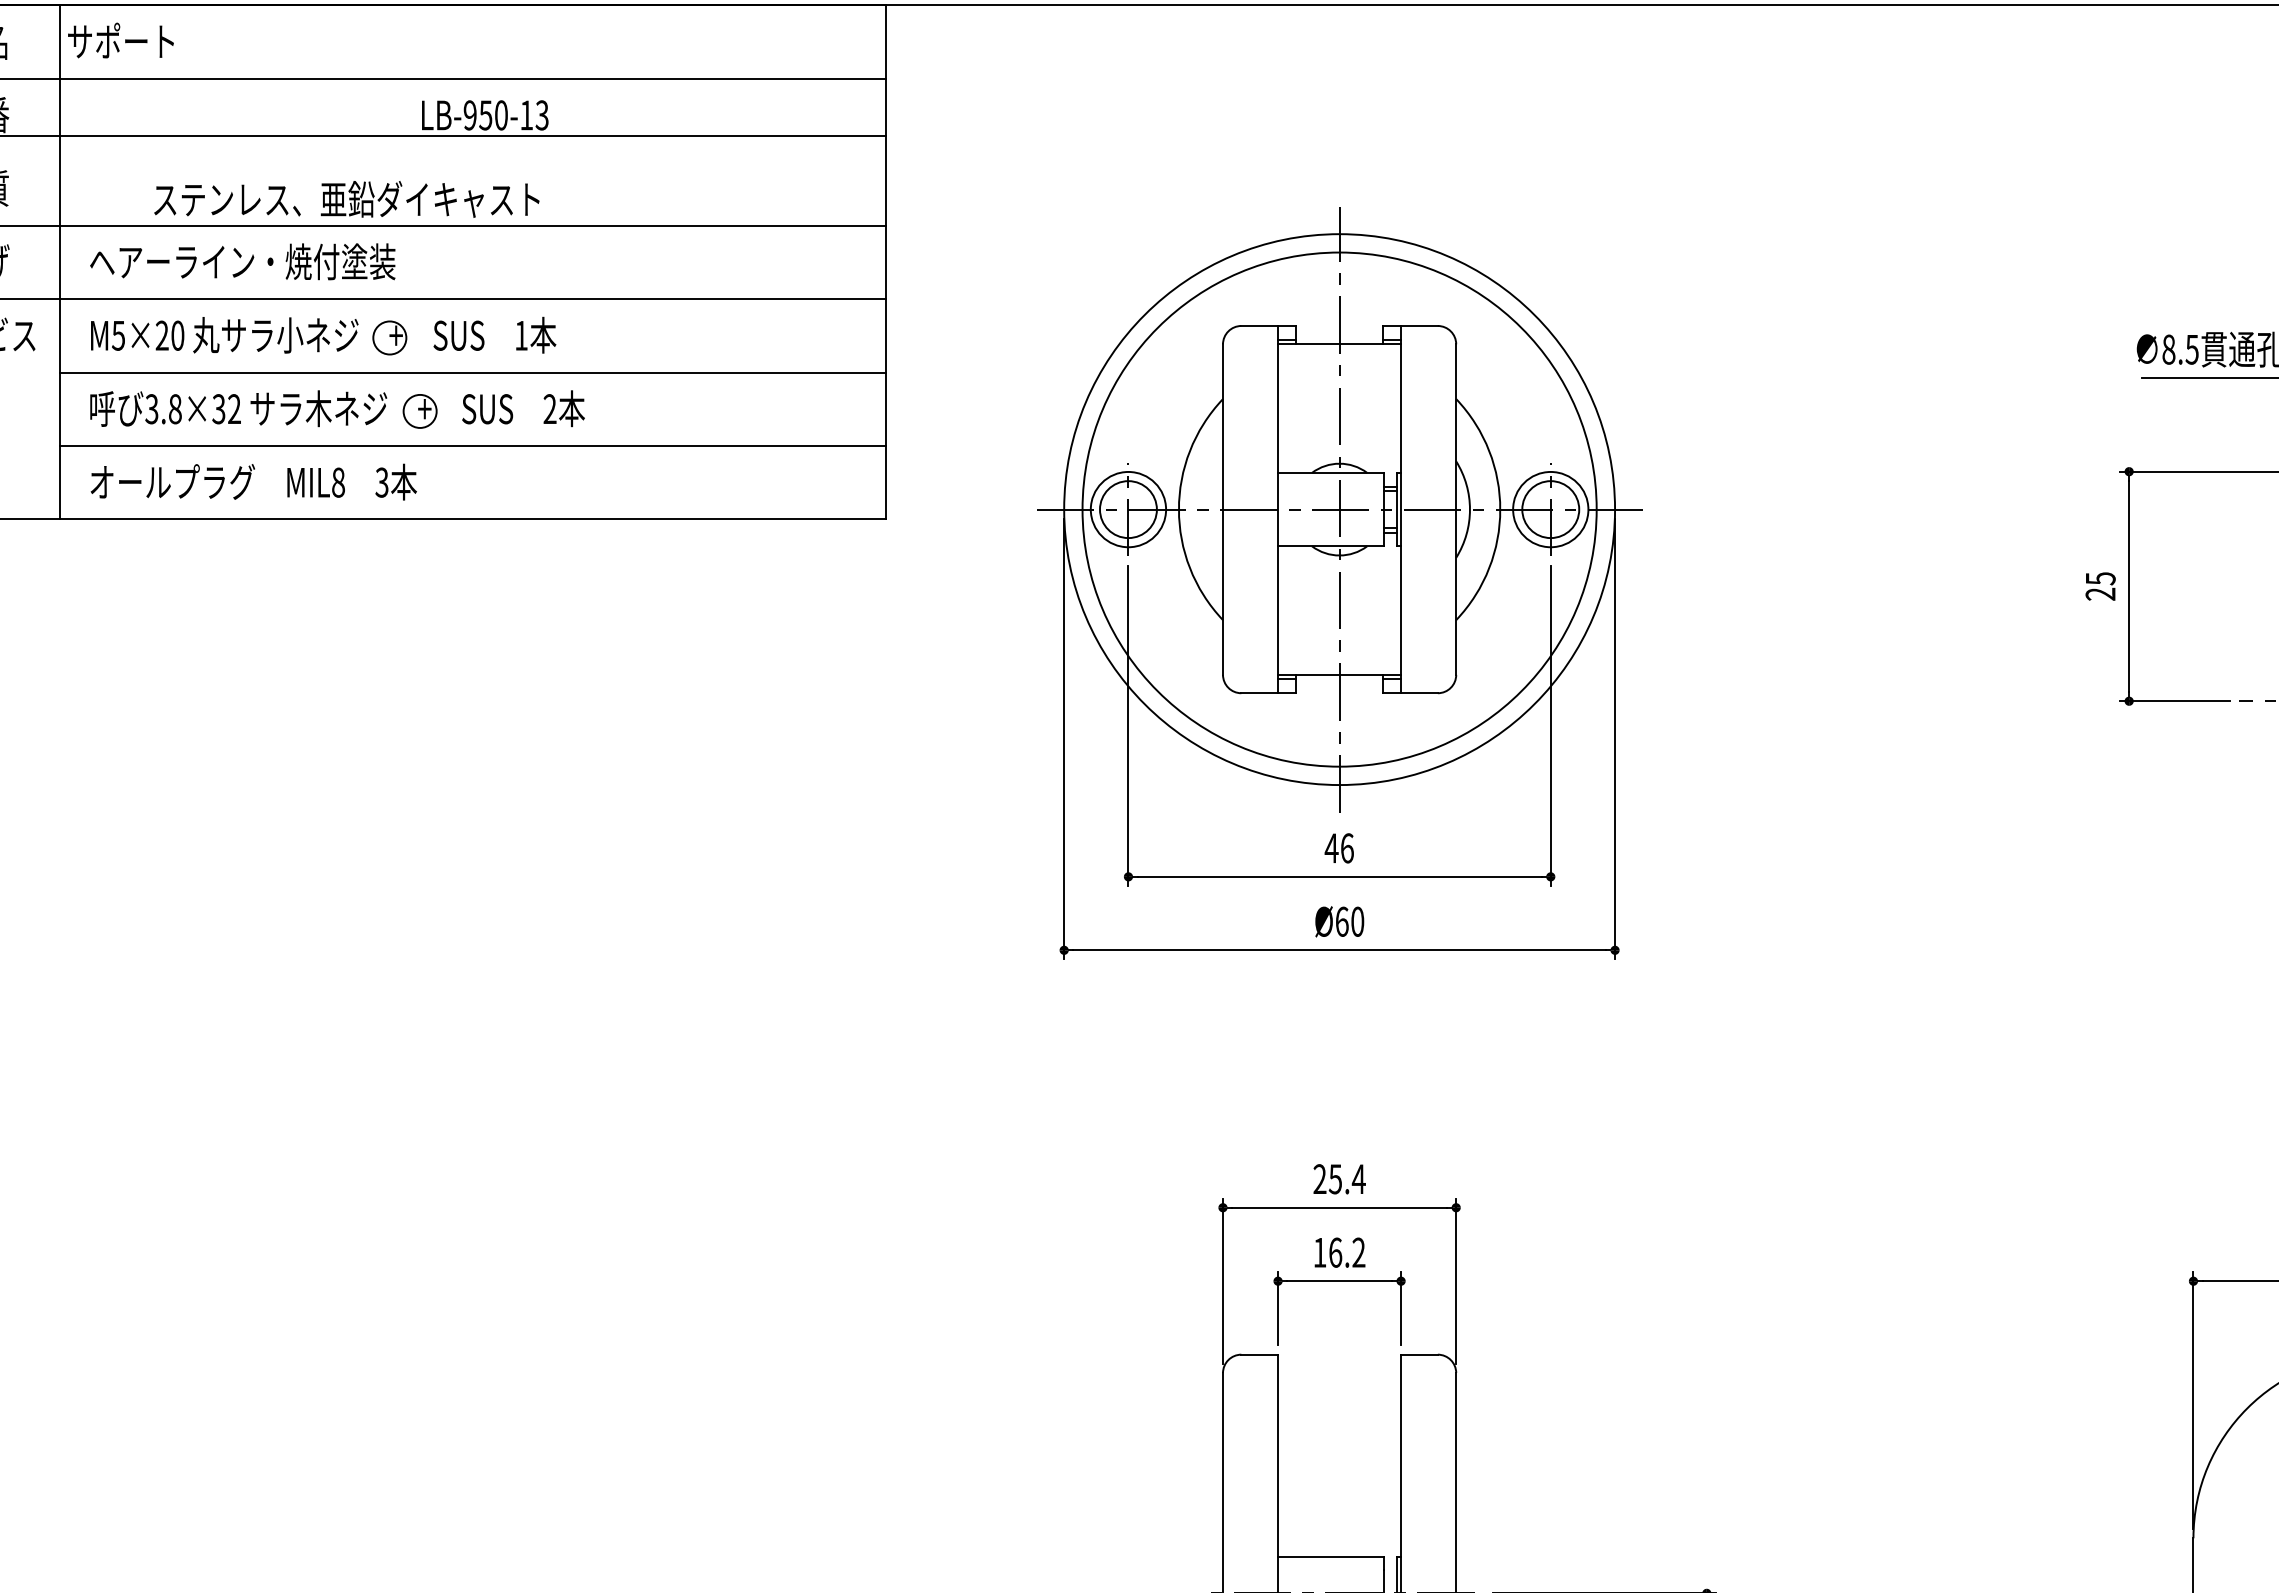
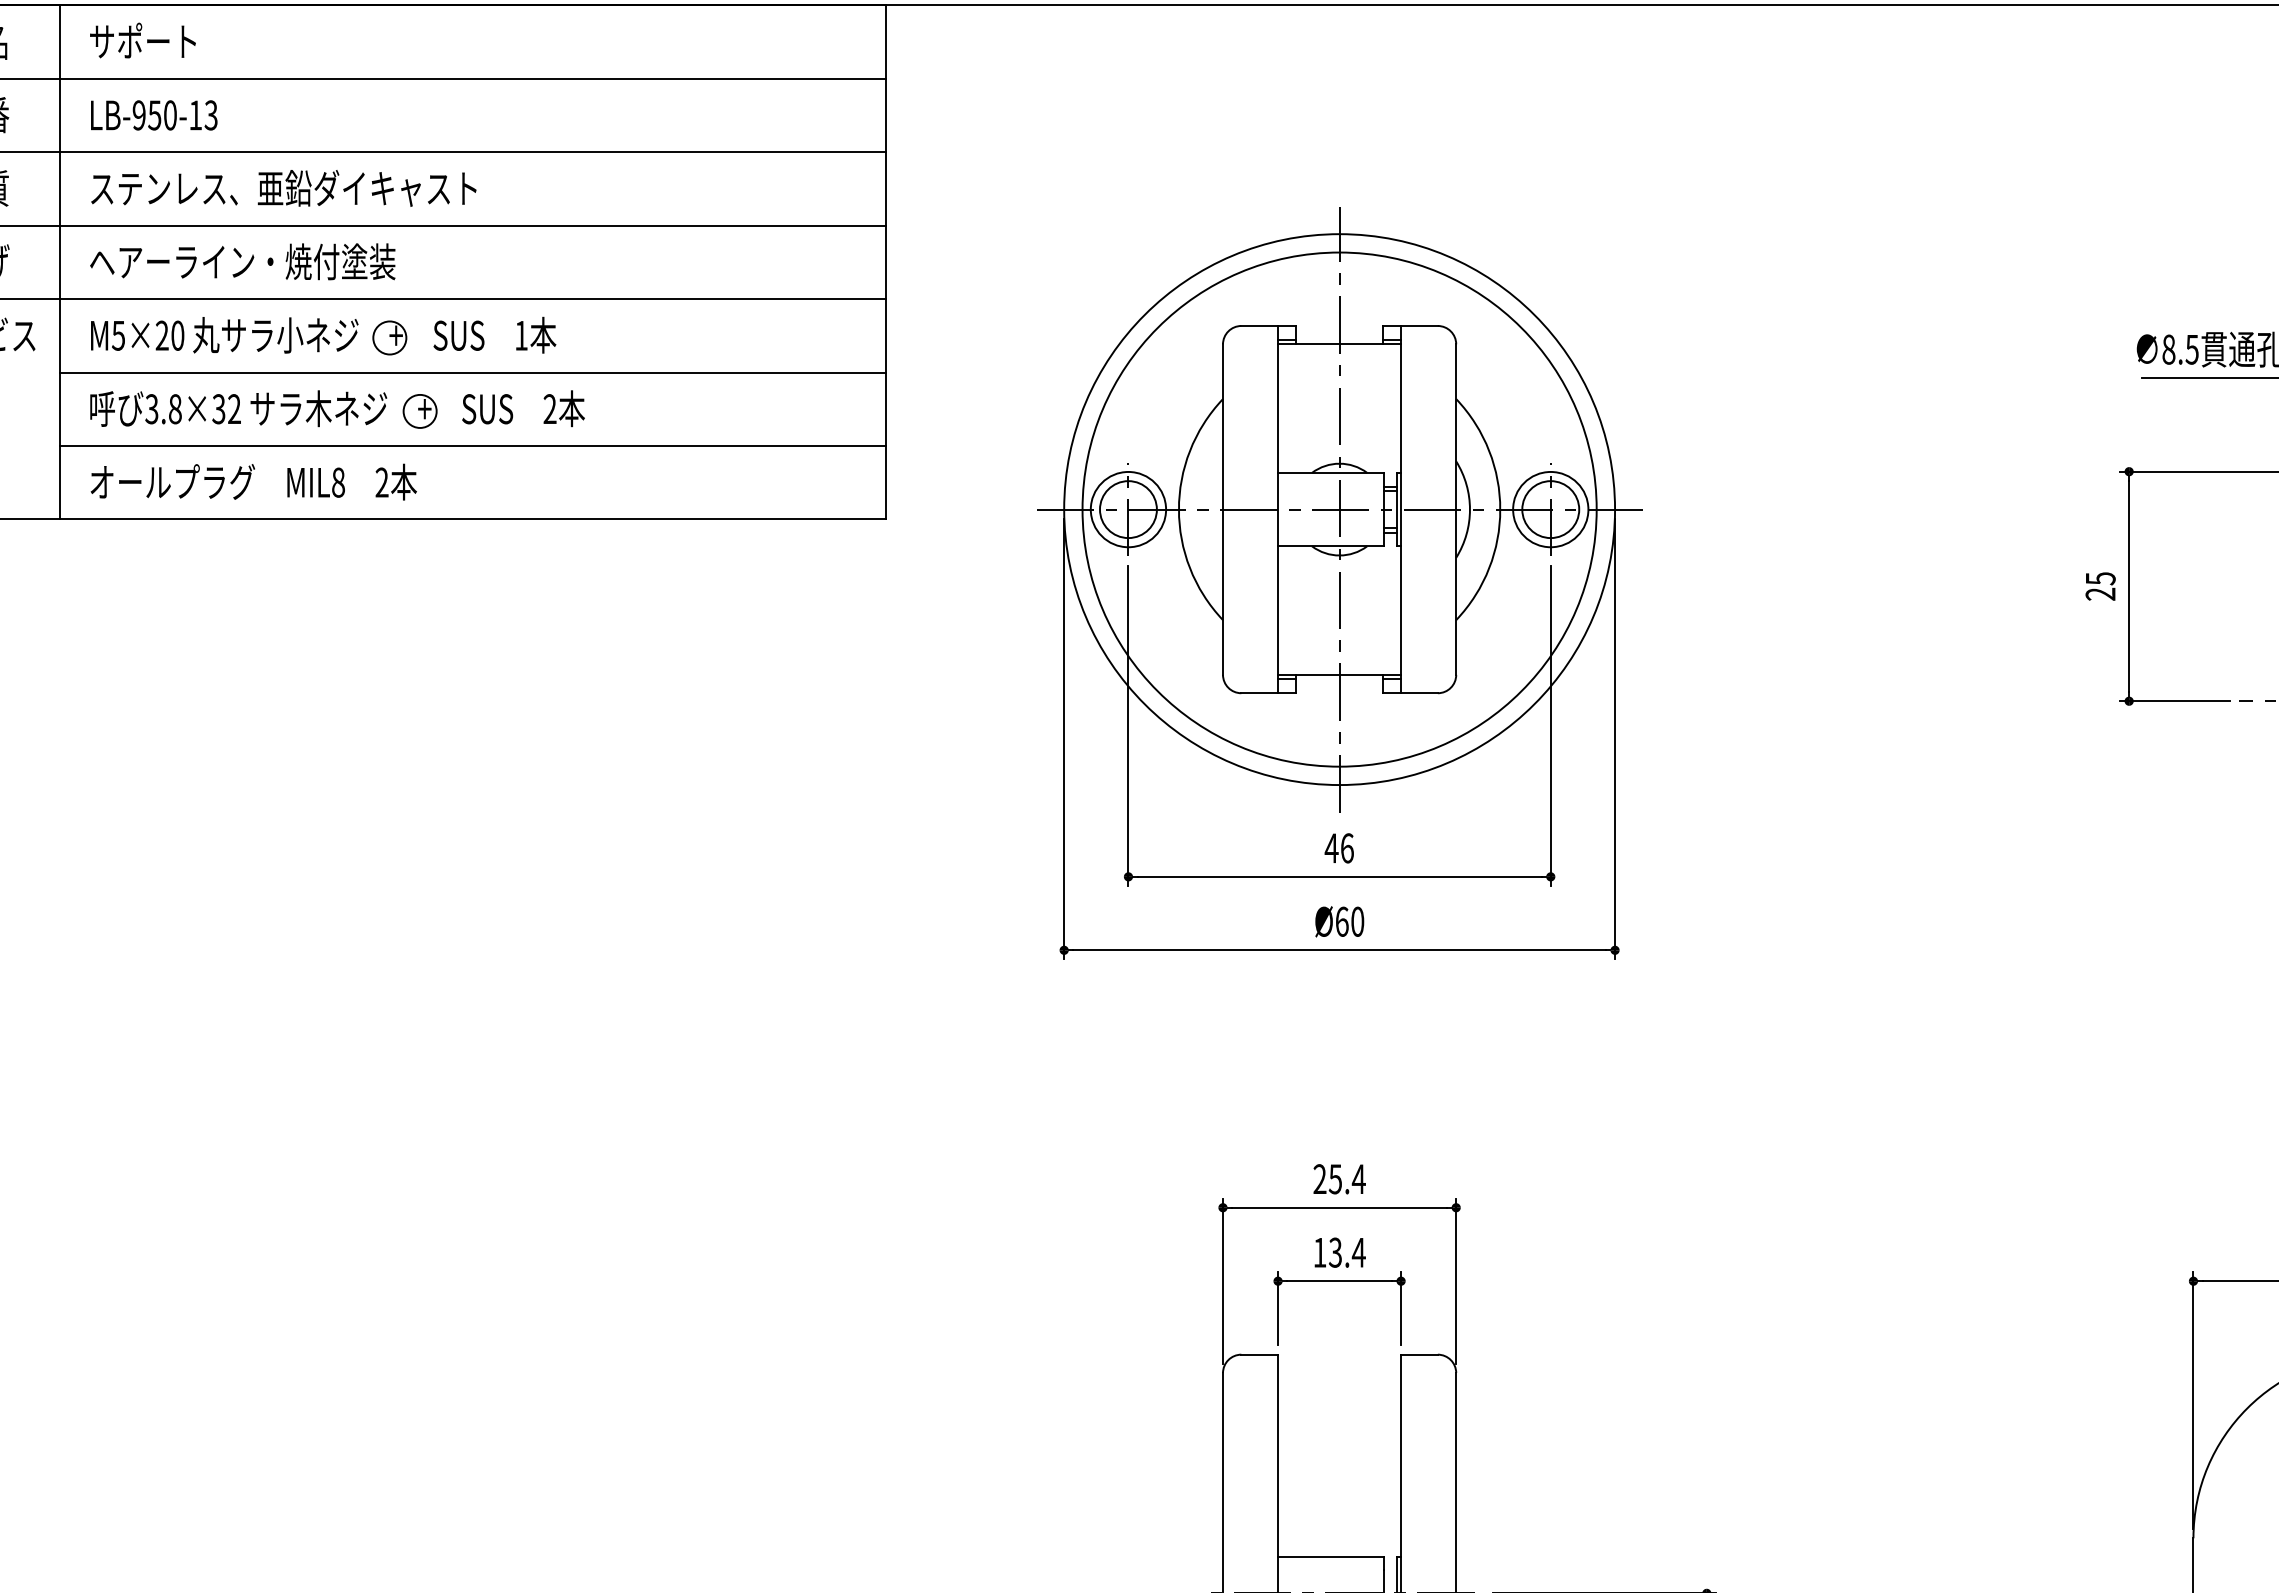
text position: (120, 40) -> (142, 40) (142, 40)
text position: (485, 115) -> (154, 115) (154, 115)
line position: (444, 136) -> (444, 152) (444, 152)
text position: (346, 199) -> (283, 188) (283, 188)
text: 3 -> 2 (381, 482)
text: 16.2 -> 13.4 (1347, 1252)
